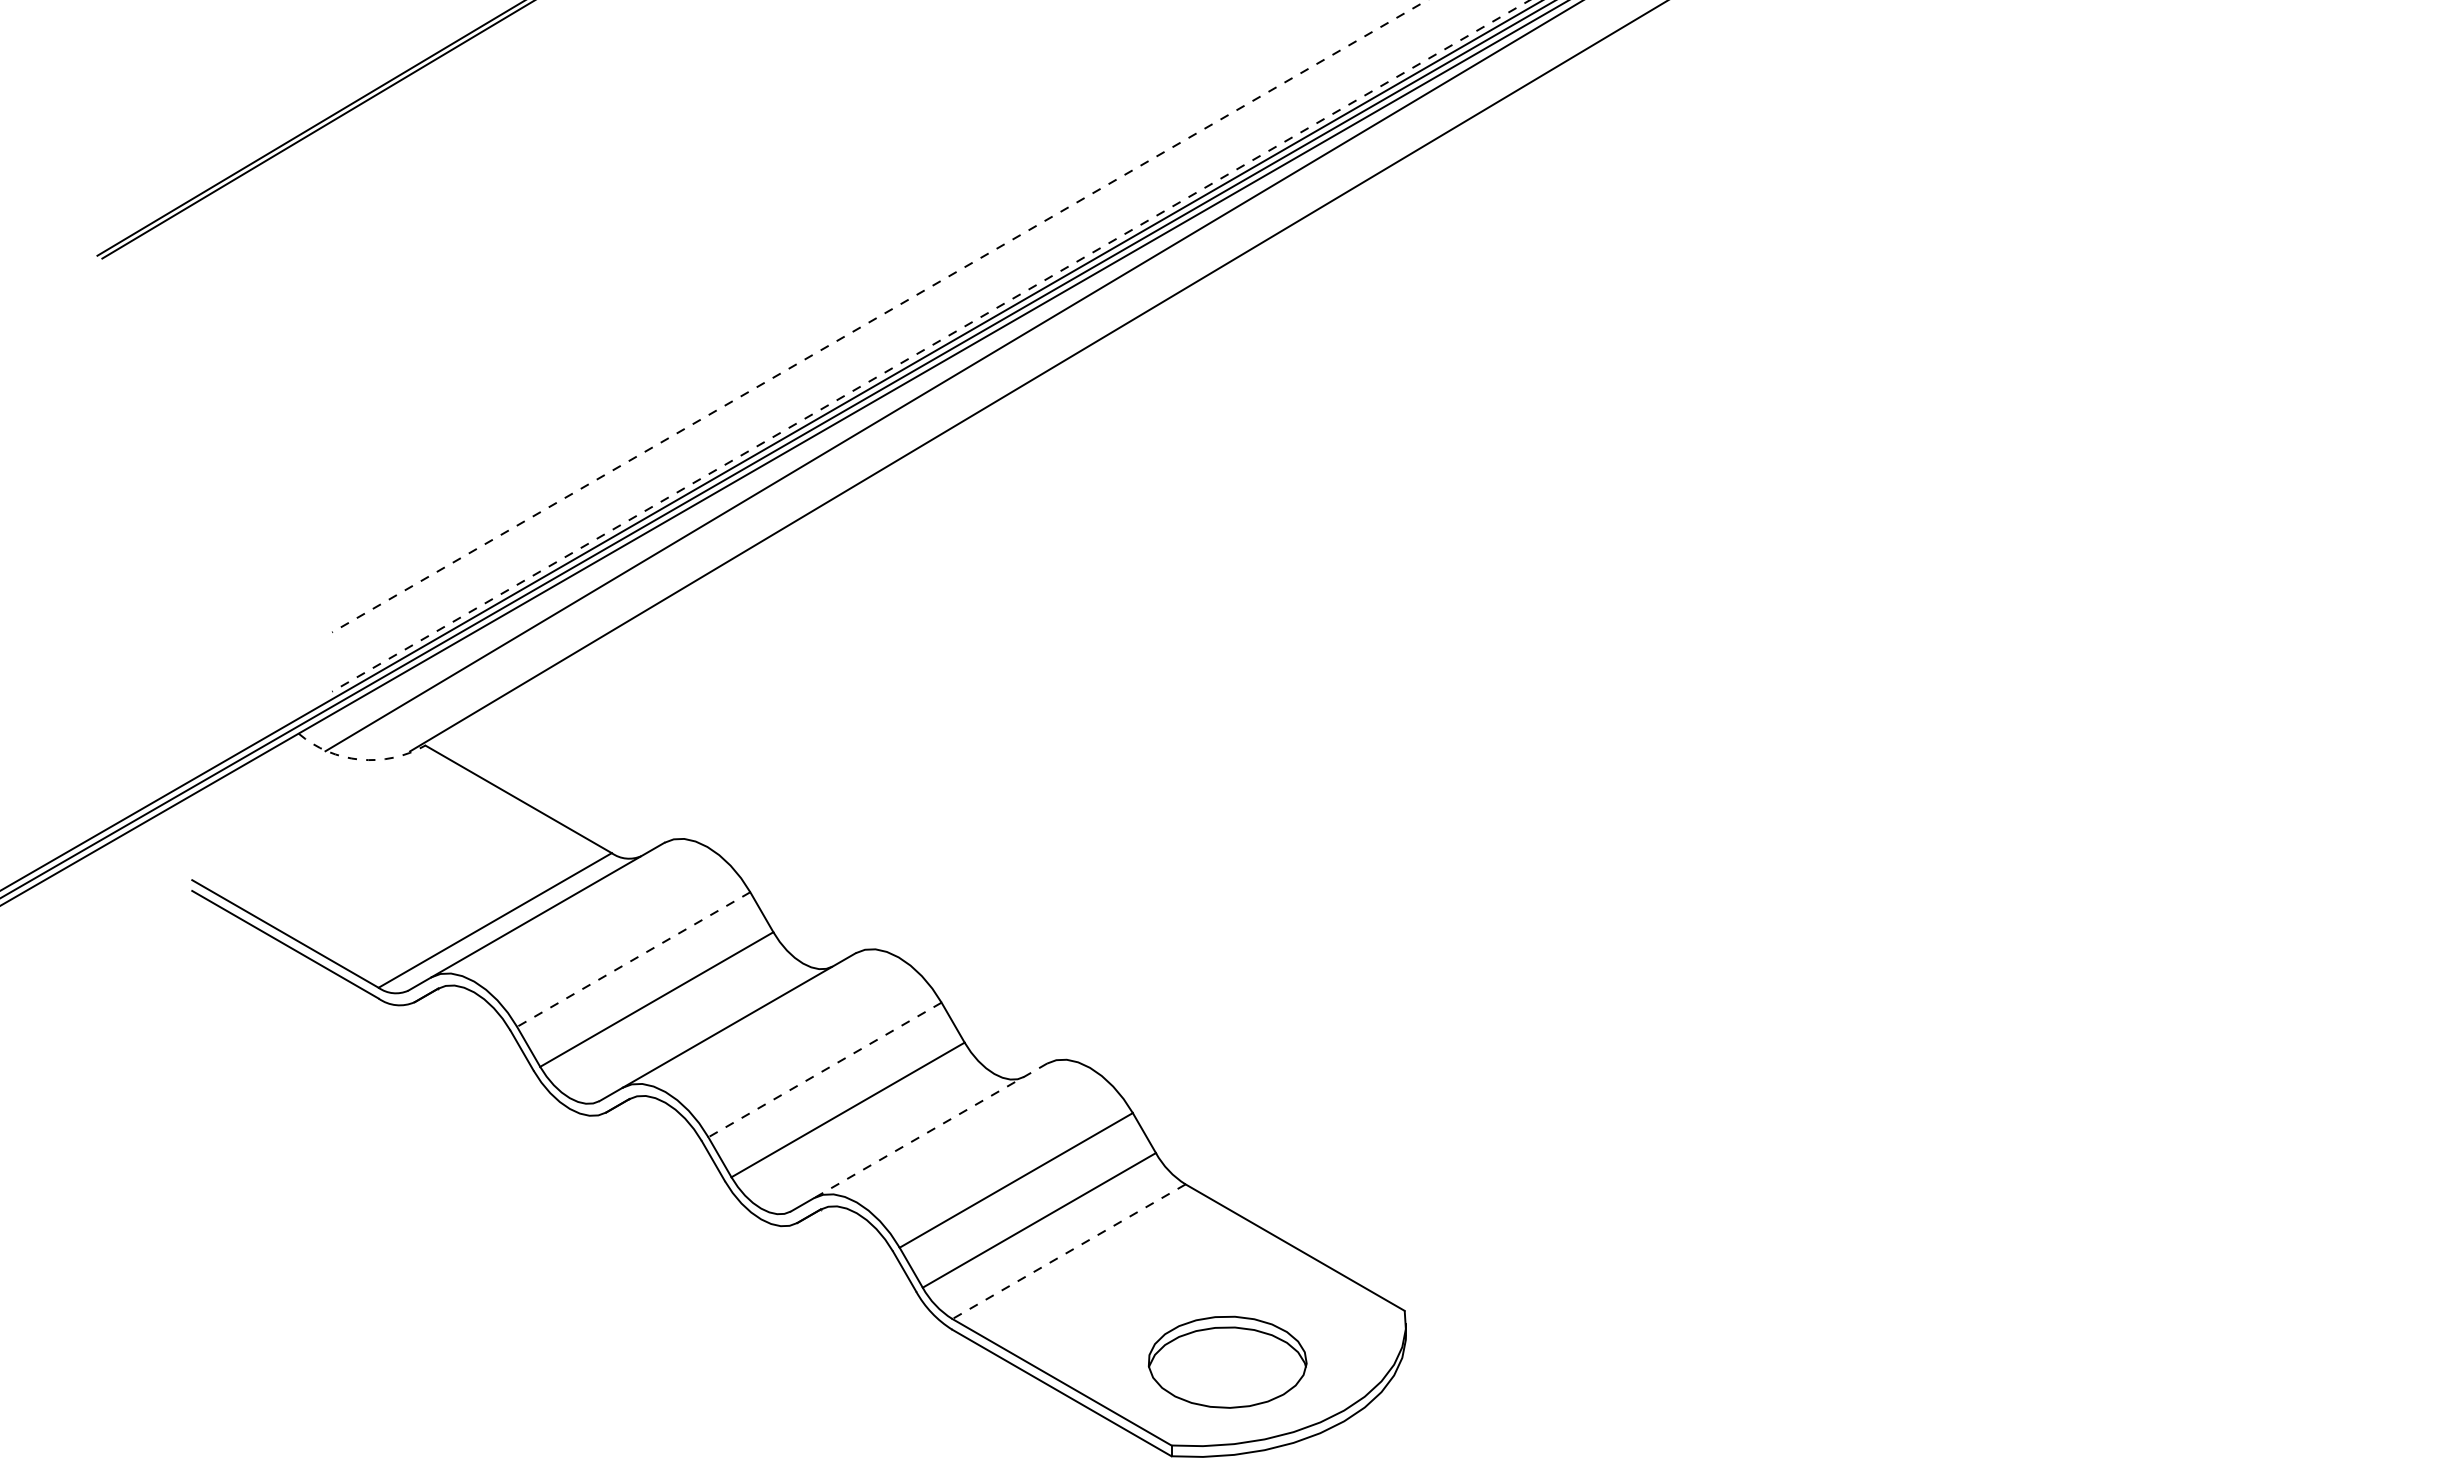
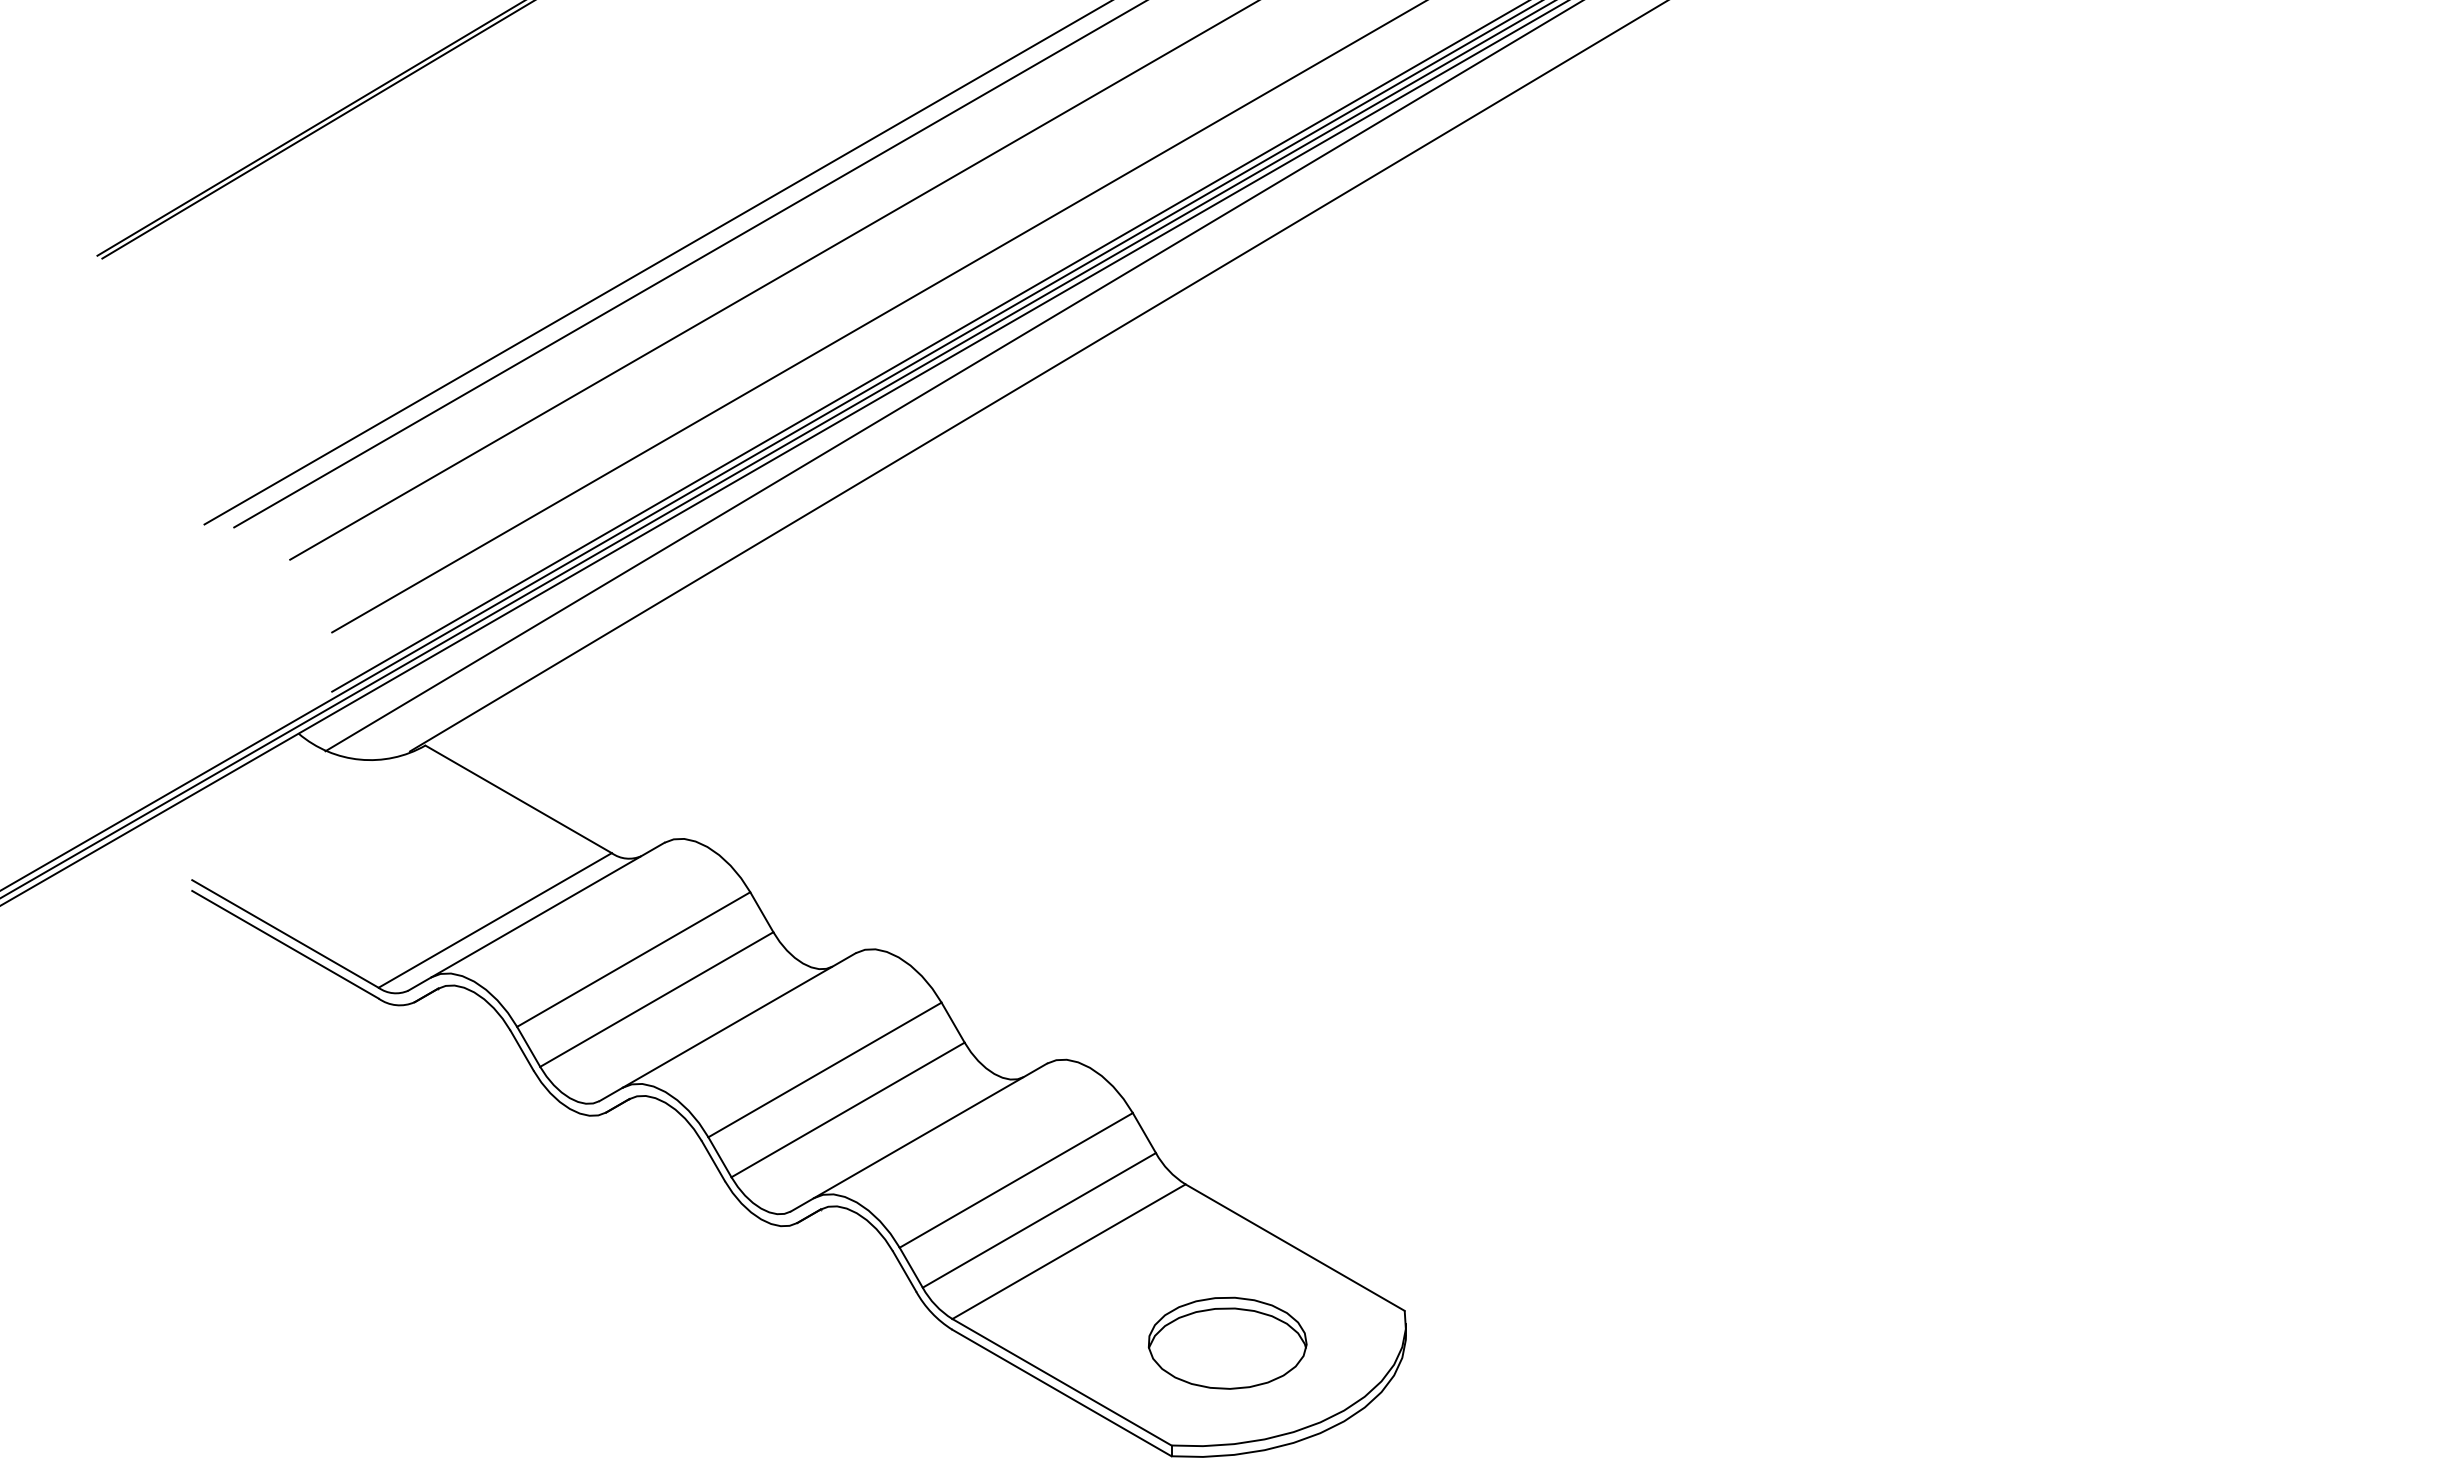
line: none -> present (656, 263)
line: none -> present (688, 264)
line: none -> present (772, 280)
line: dashed -> solid (879, 316)
line: dashed -> solid (930, 346)
arc: dashed -> solid (360, 759)
line: dashed -> solid (633, 959)
line: dashed -> solid (825, 1069)
line: dashed -> solid (930, 1130)
line: dashed -> solid (1069, 1251)
part position: (1227, 1361) -> (1227, 1342) (1227, 1342)
